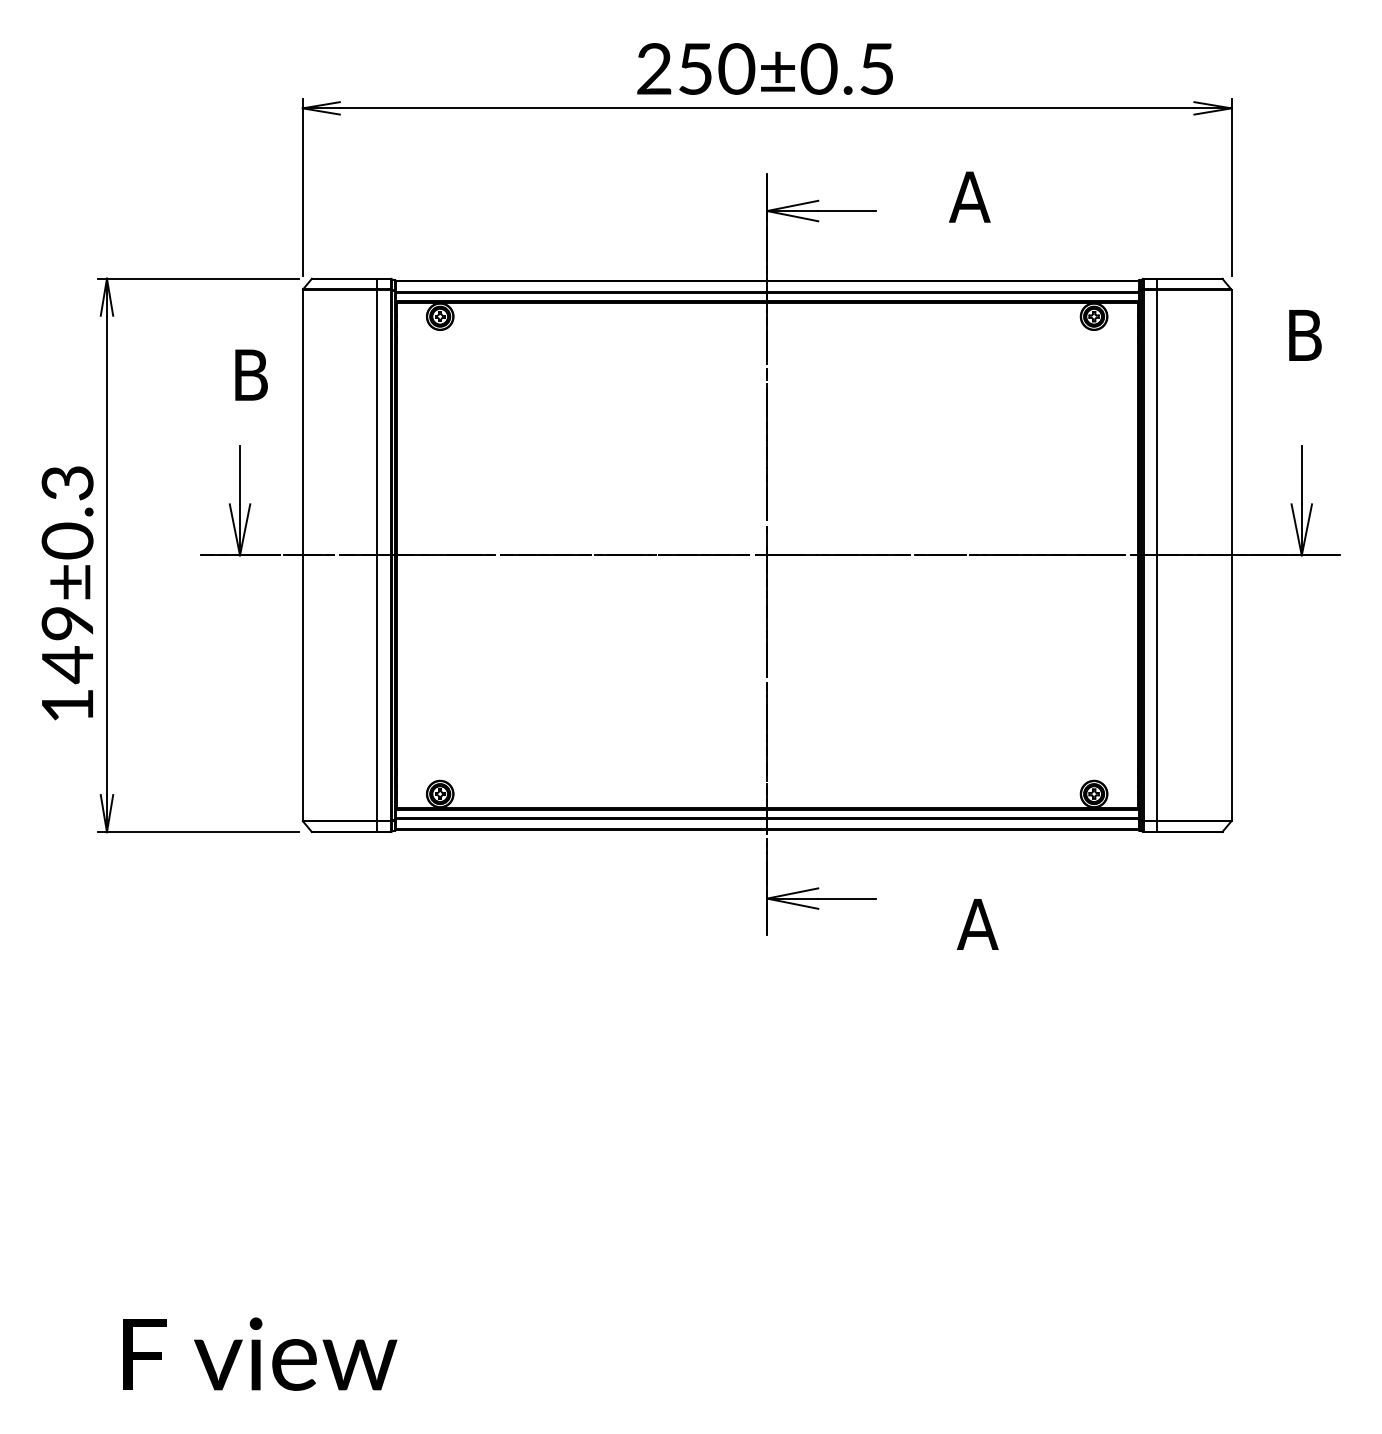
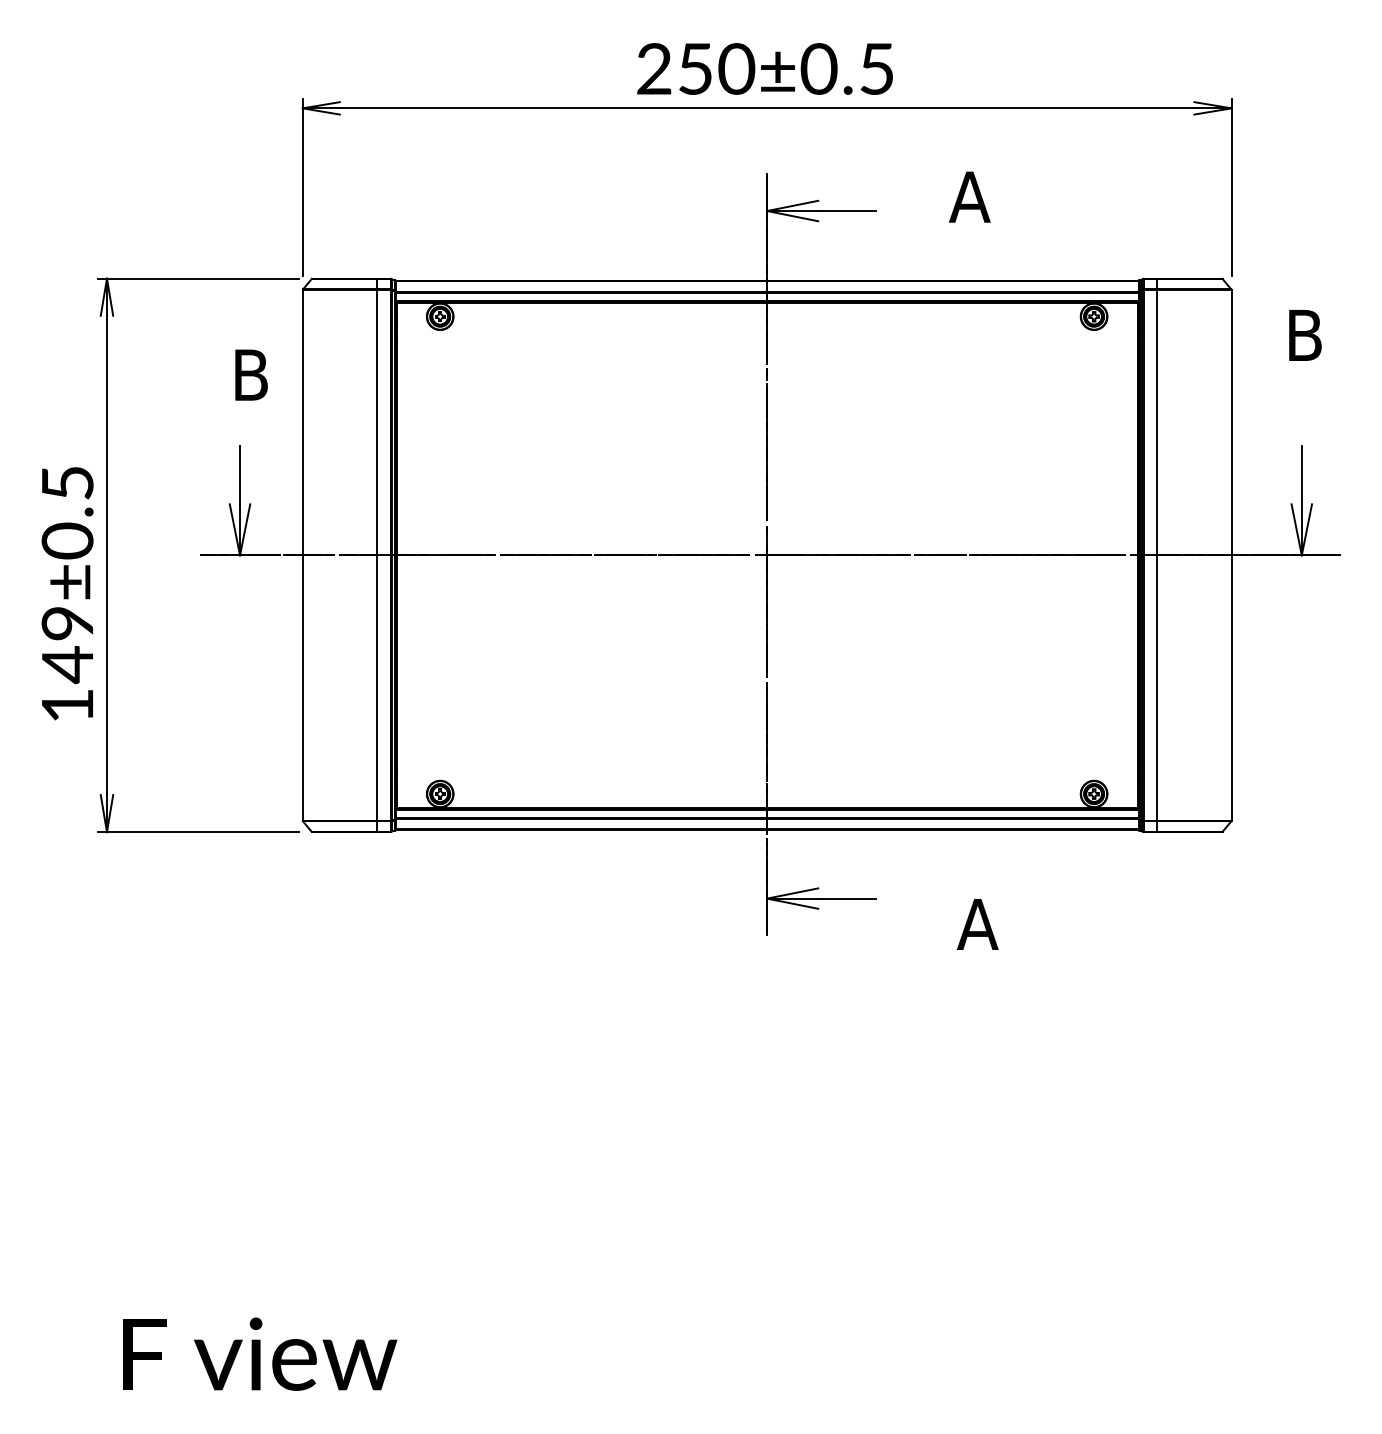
text: 149±0.3 -> 149±0.5 (67, 483)
